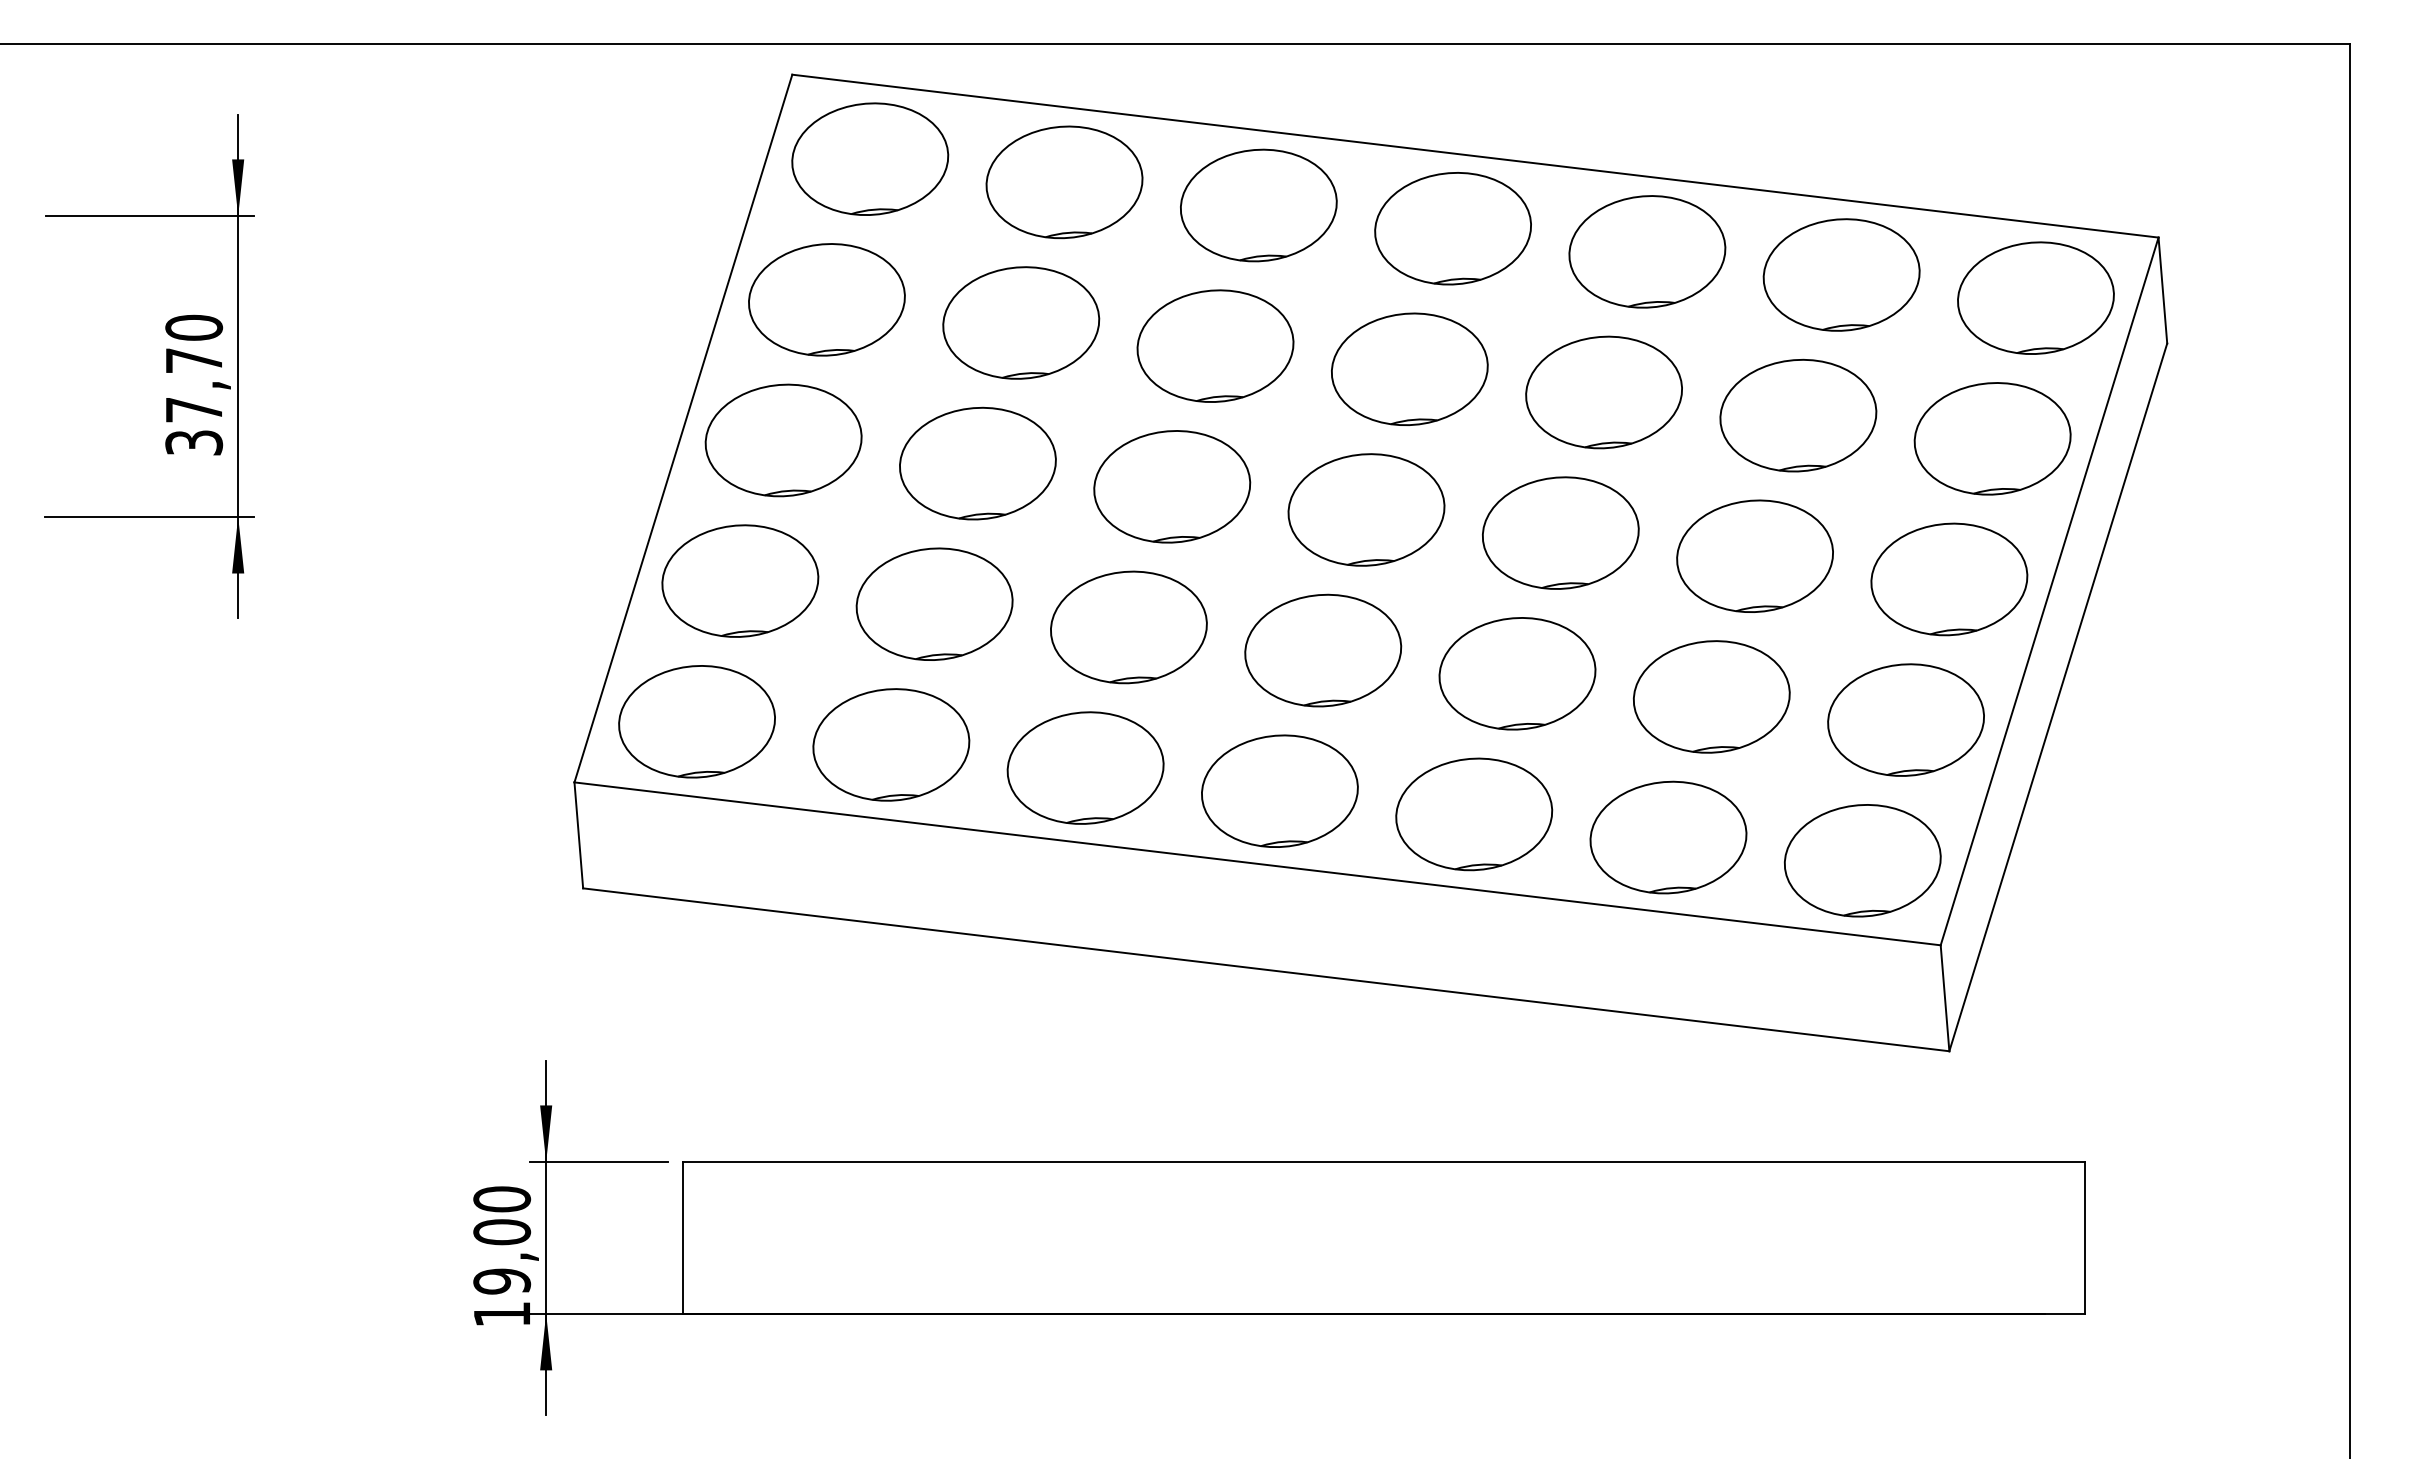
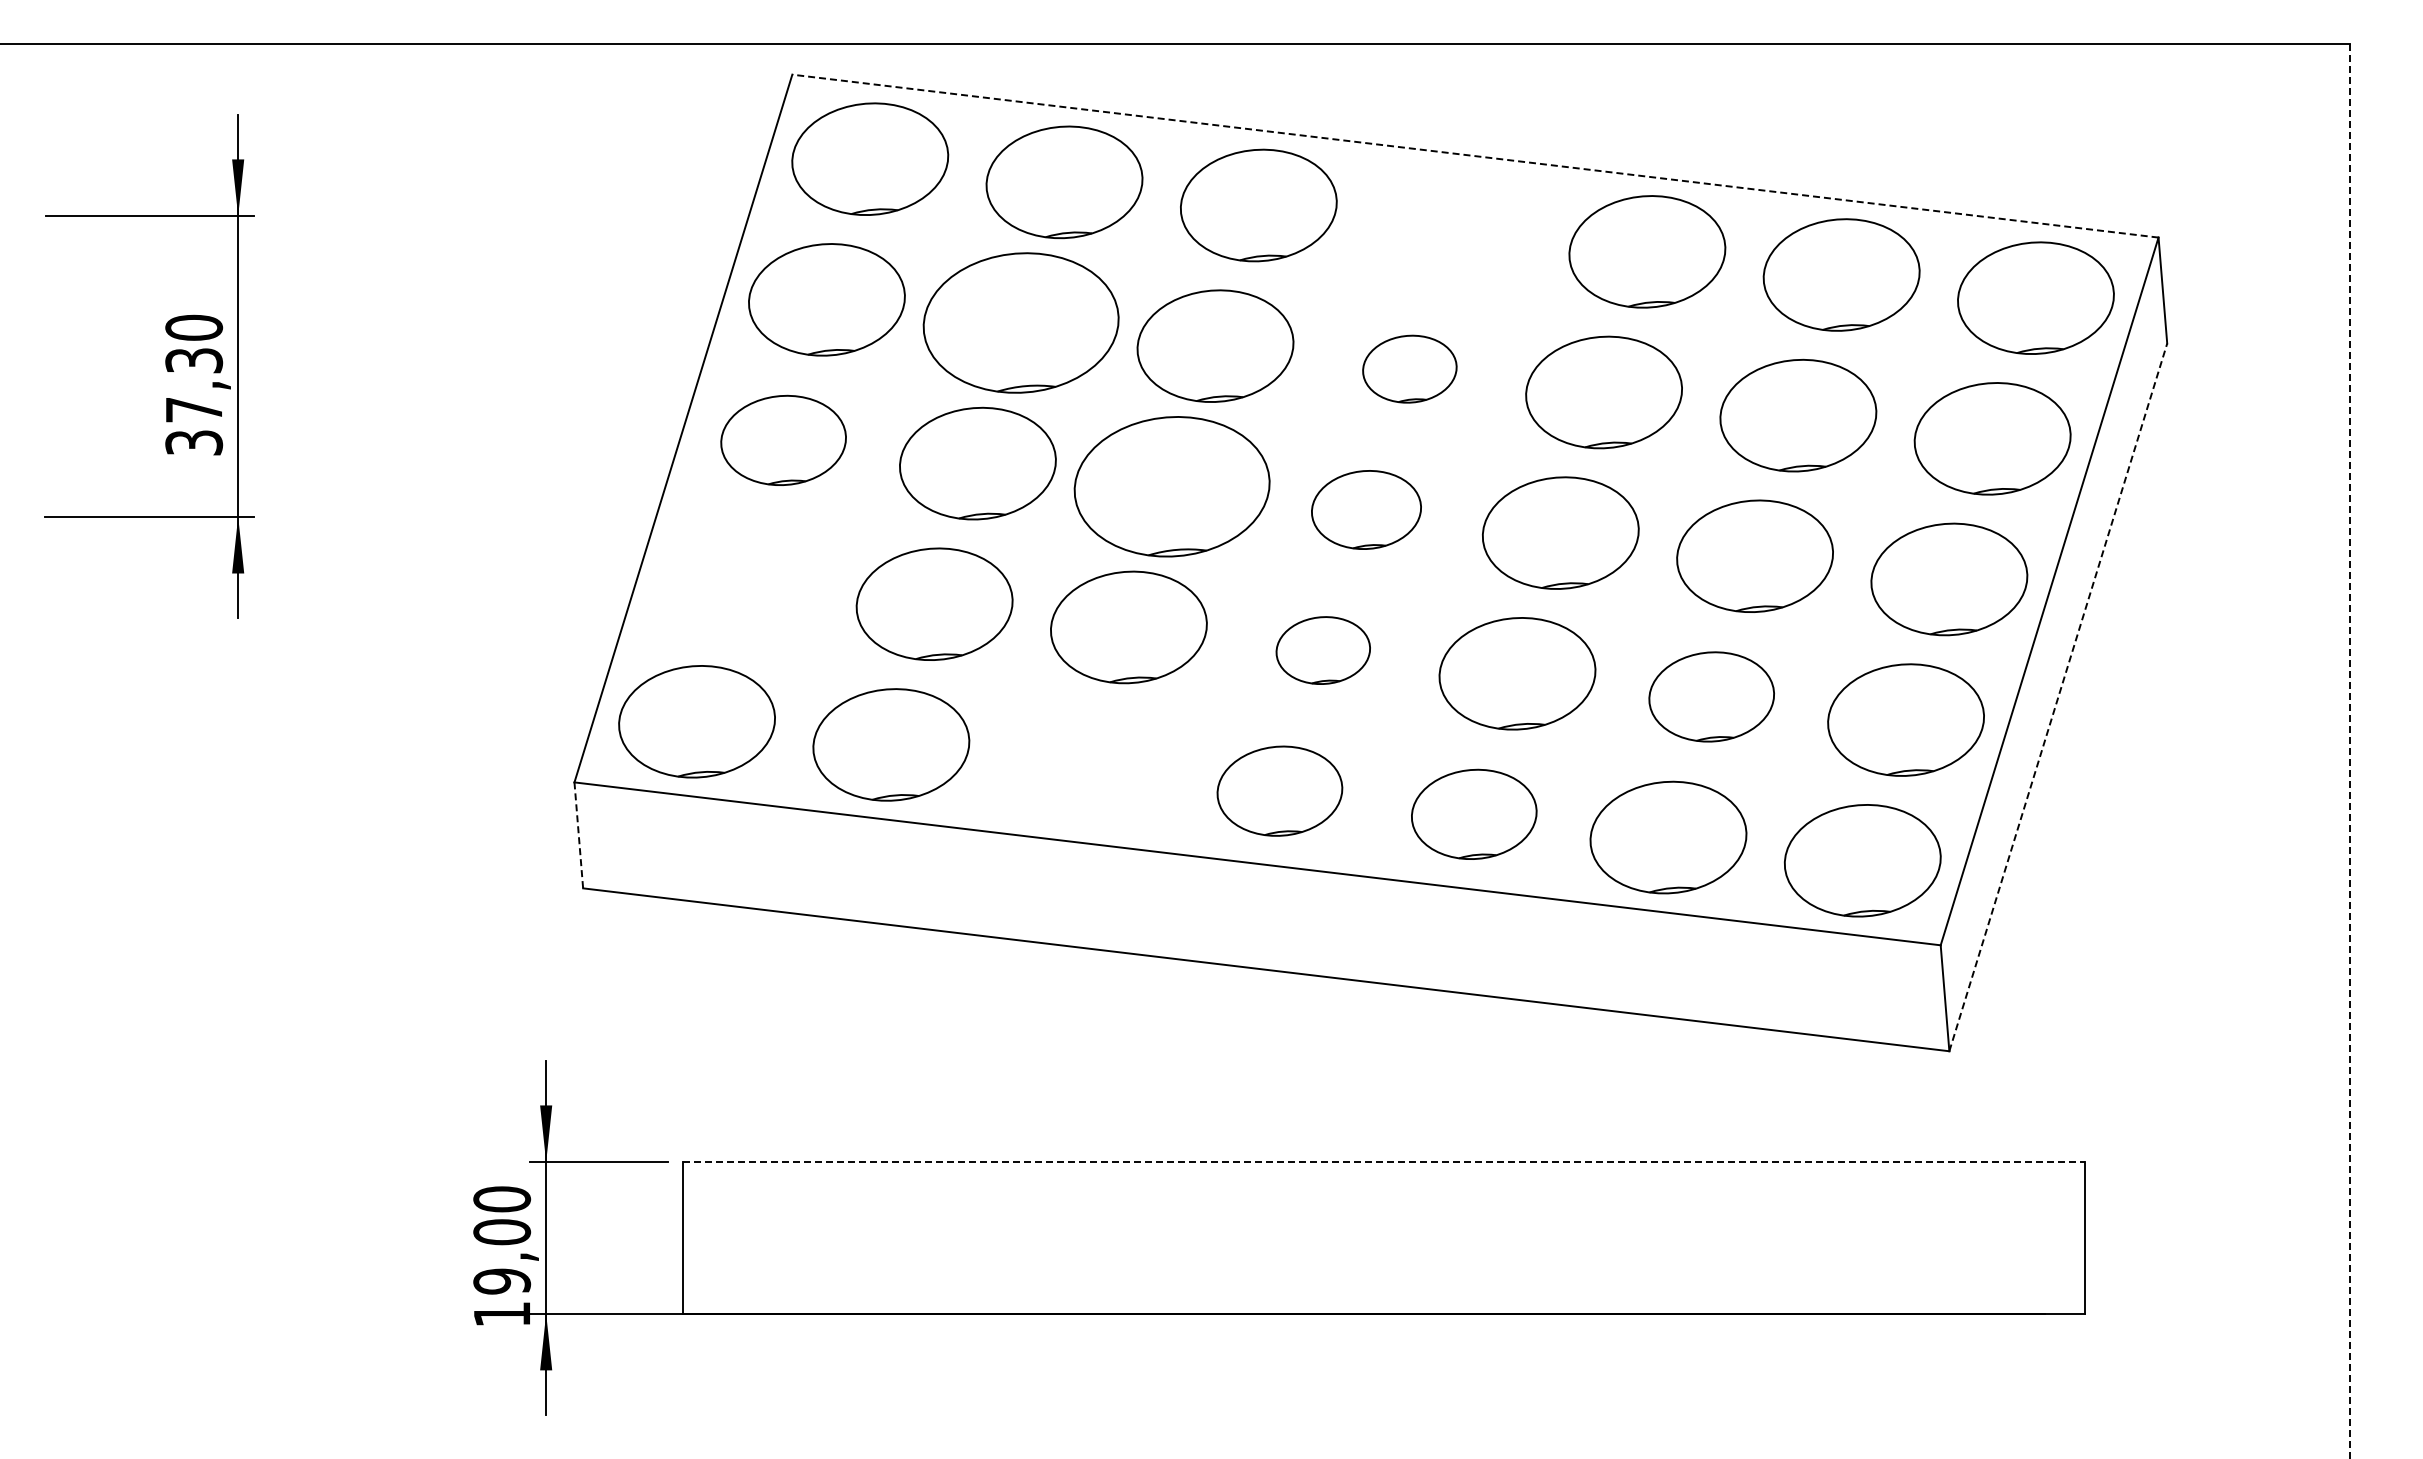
line: solid -> dashed (1475, 156)
part: present -> none (1452, 228)
part size: 159x114 px -> 198x142 px (1020, 322)
text: 37,70 -> 37,30 (194, 360)
part size: 158x114 px -> 96x70 px (1409, 368)
part size: 159x115 px -> 127x92 px (783, 439)
part size: 159x114 px -> 198x142 px (1171, 486)
part size: 159x114 px -> 111x80 px (1366, 509)
part: present -> none (740, 580)
part size: 159x115 px -> 96x69 px (1322, 650)
part size: 159x114 px -> 127x92 px (1711, 696)
line: solid -> dashed (2058, 696)
line: solid -> dashed (2350, 751)
part: present -> none (1085, 767)
part size: 158x114 px -> 128x92 px (1279, 790)
part size: 159x115 px -> 127x92 px (1474, 813)
line: solid -> dashed (578, 835)
line: solid -> dashed (1384, 1162)
